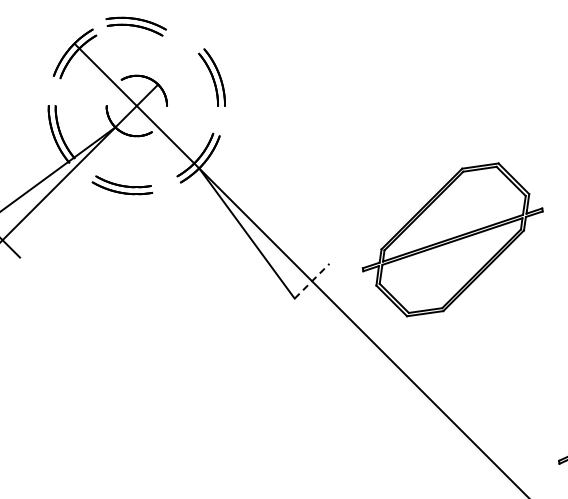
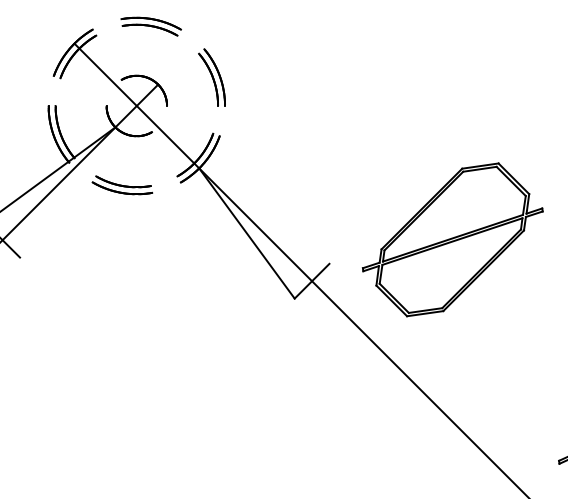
part position: (135, 26) -> (150, 26) (150, 26)
line: dashed -> solid (312, 281)
